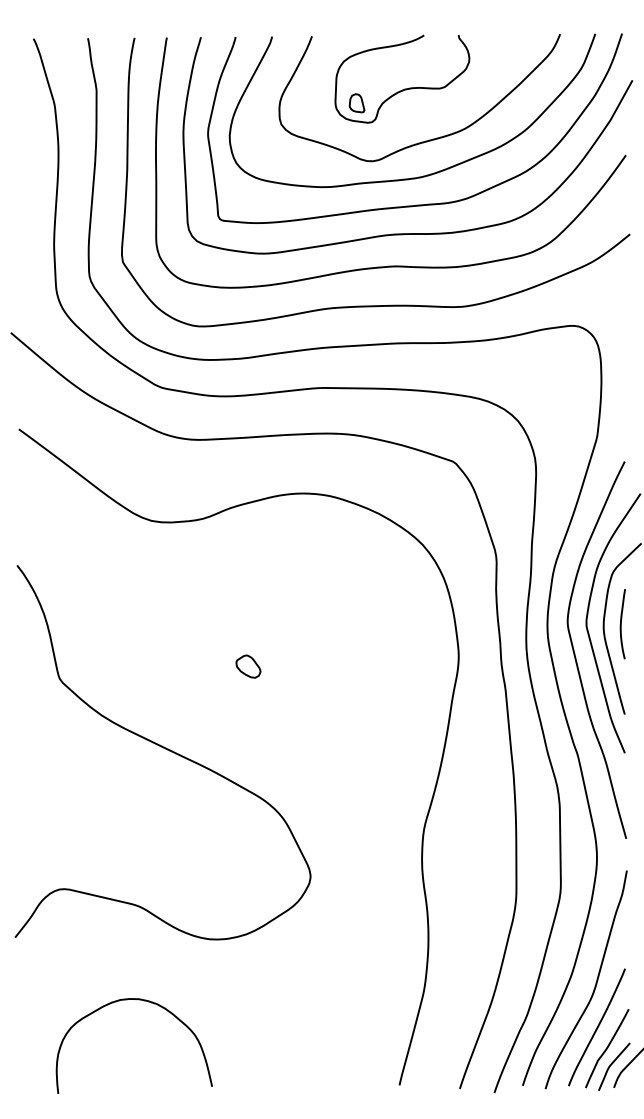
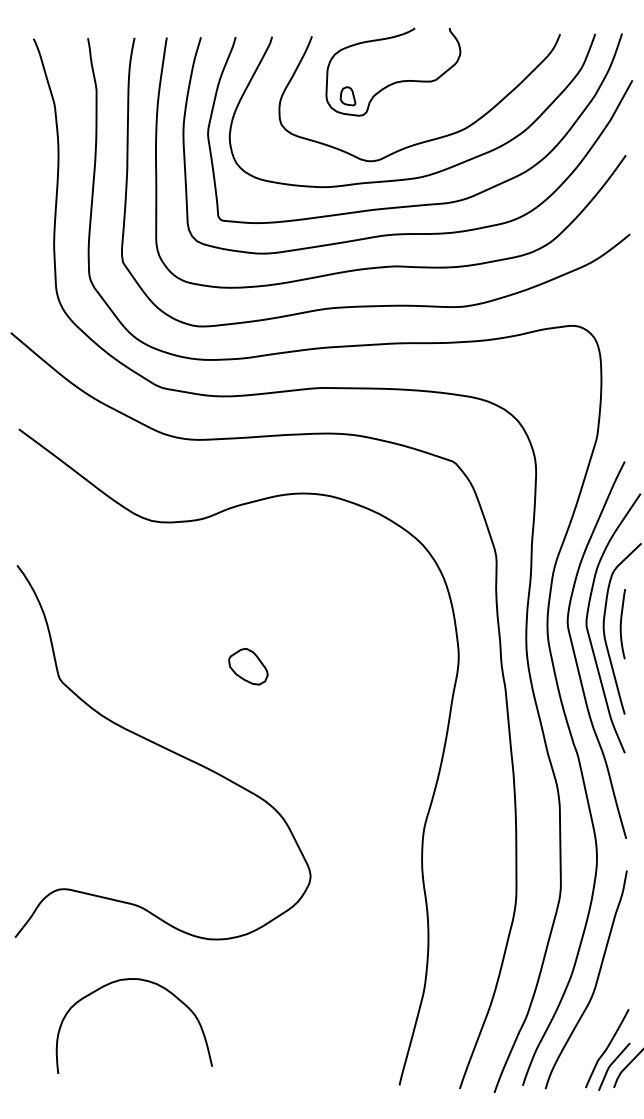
part position: (404, 88) -> (395, 81) (395, 81)
part size: 27x25 px -> 41x38 px (248, 666)
curve position: (143, 1001) -> (143, 981) (143, 981)
curve: present -> none (596, 1027)
